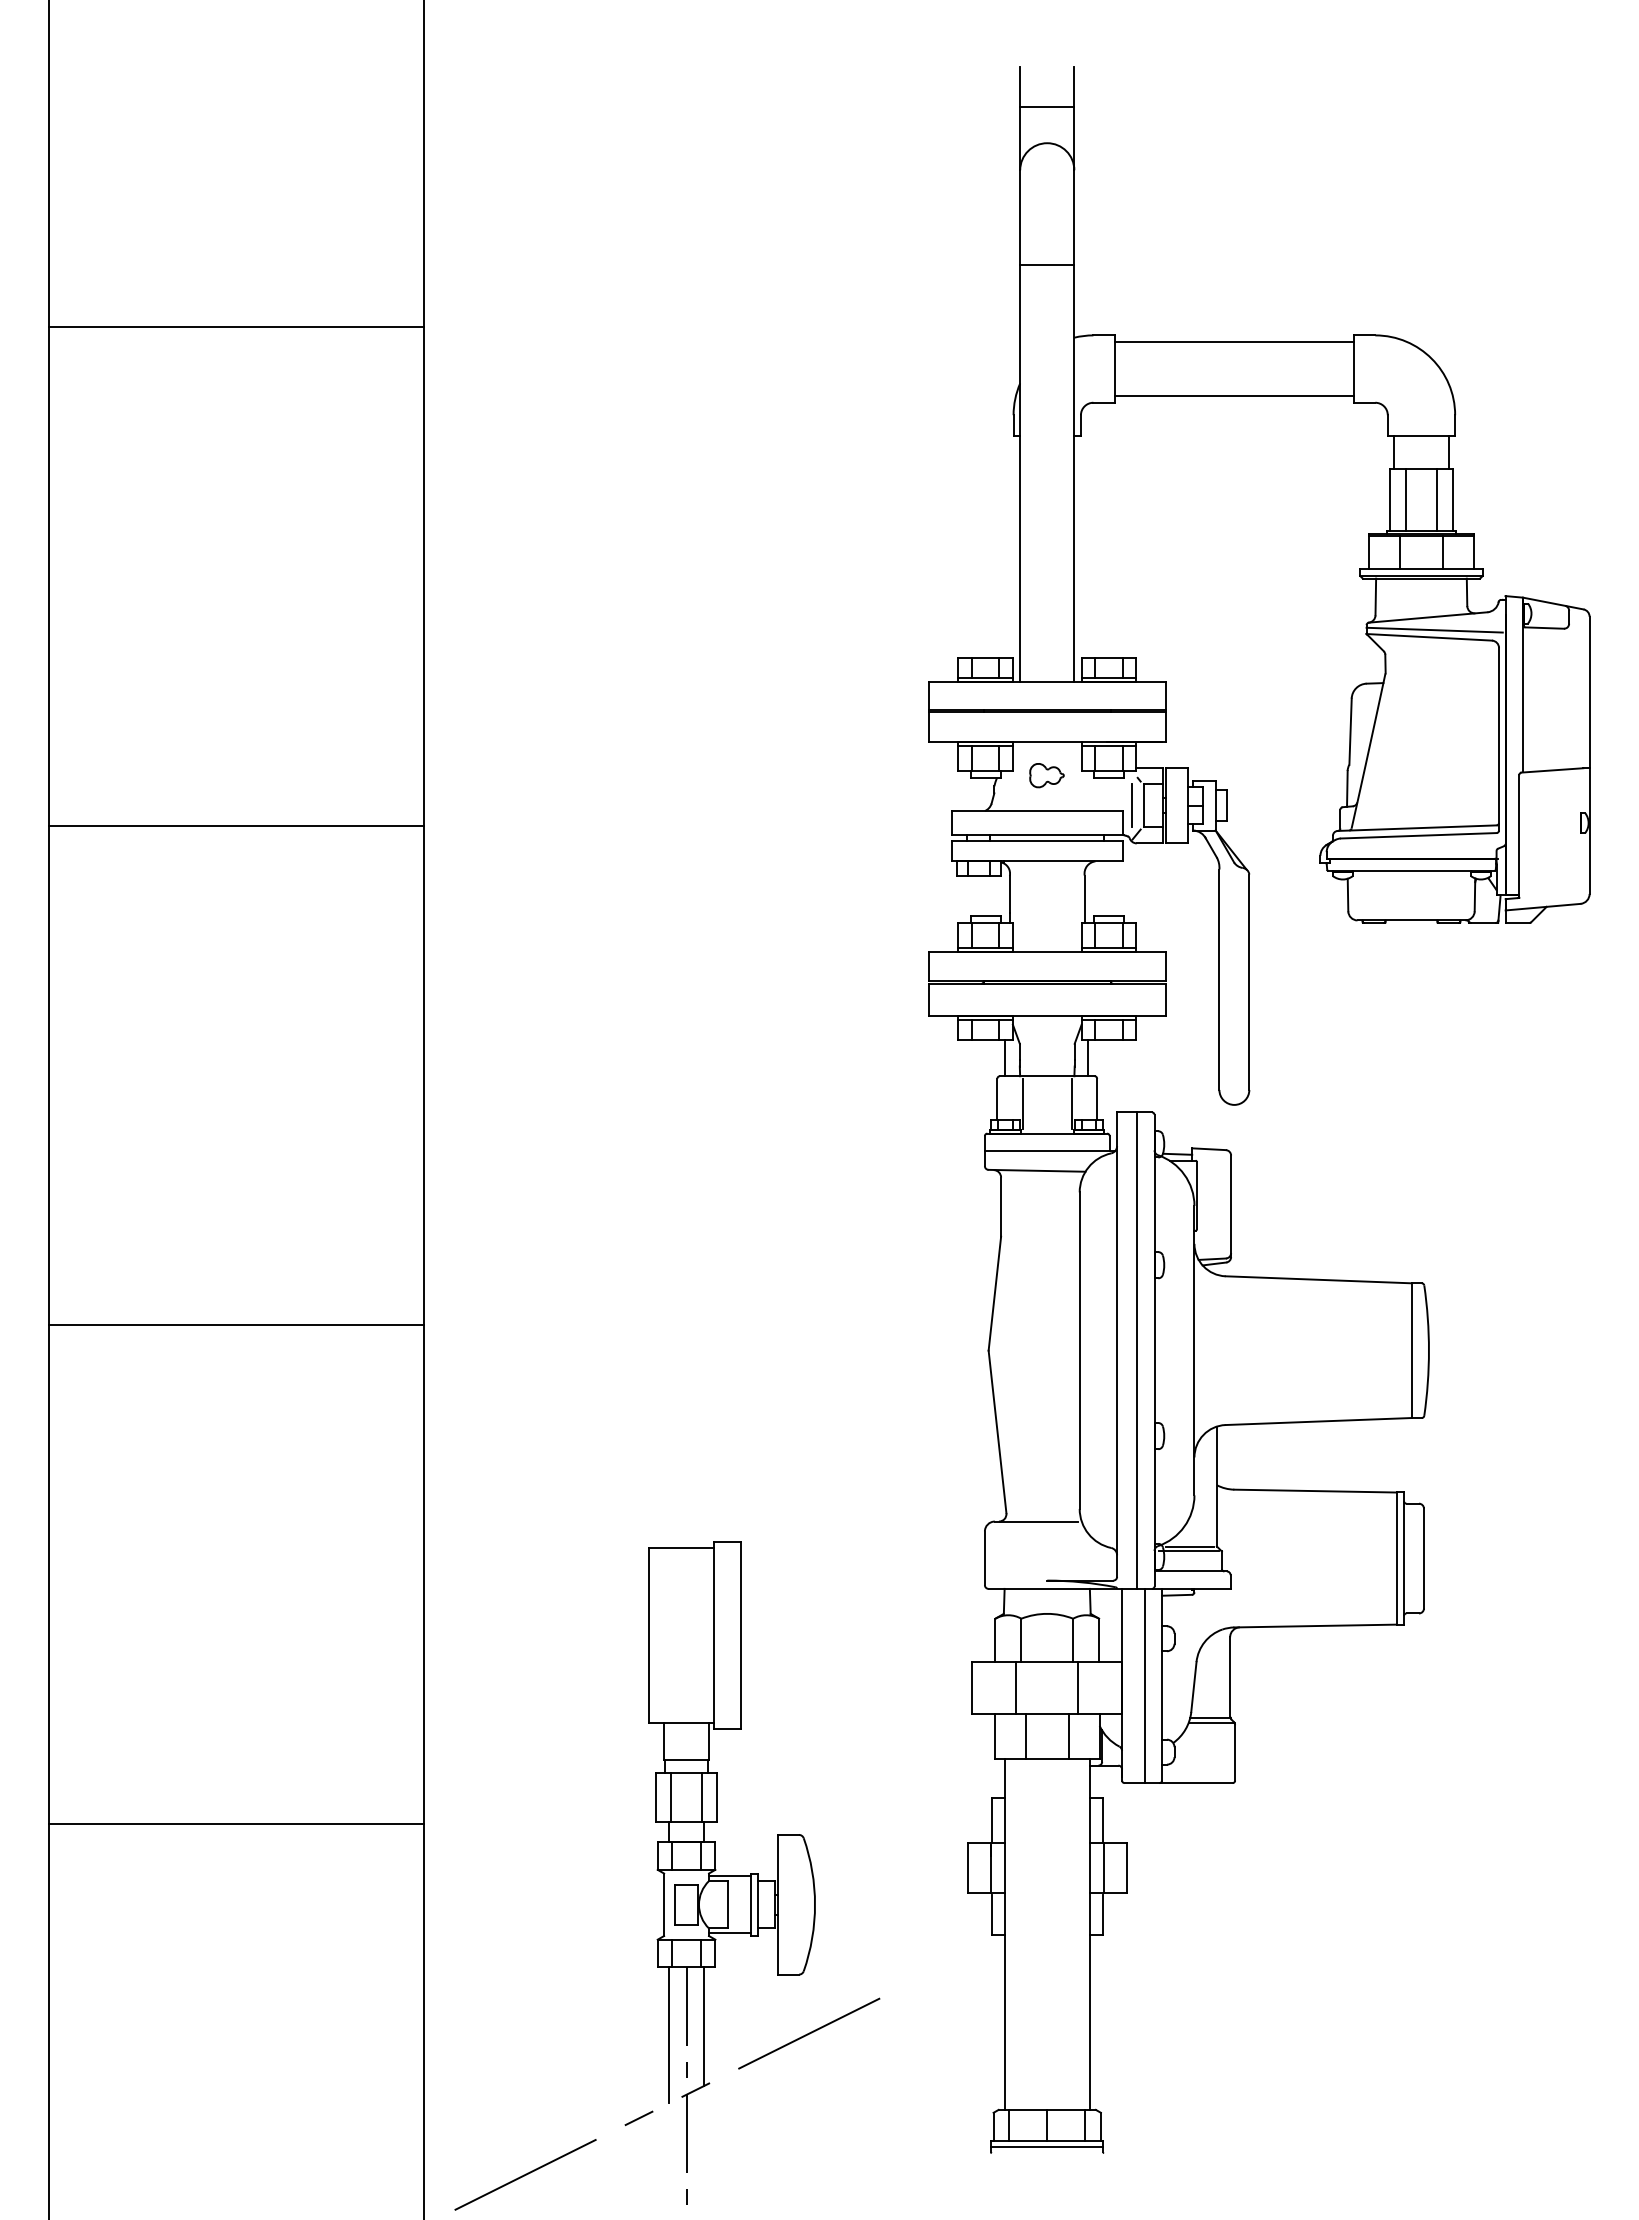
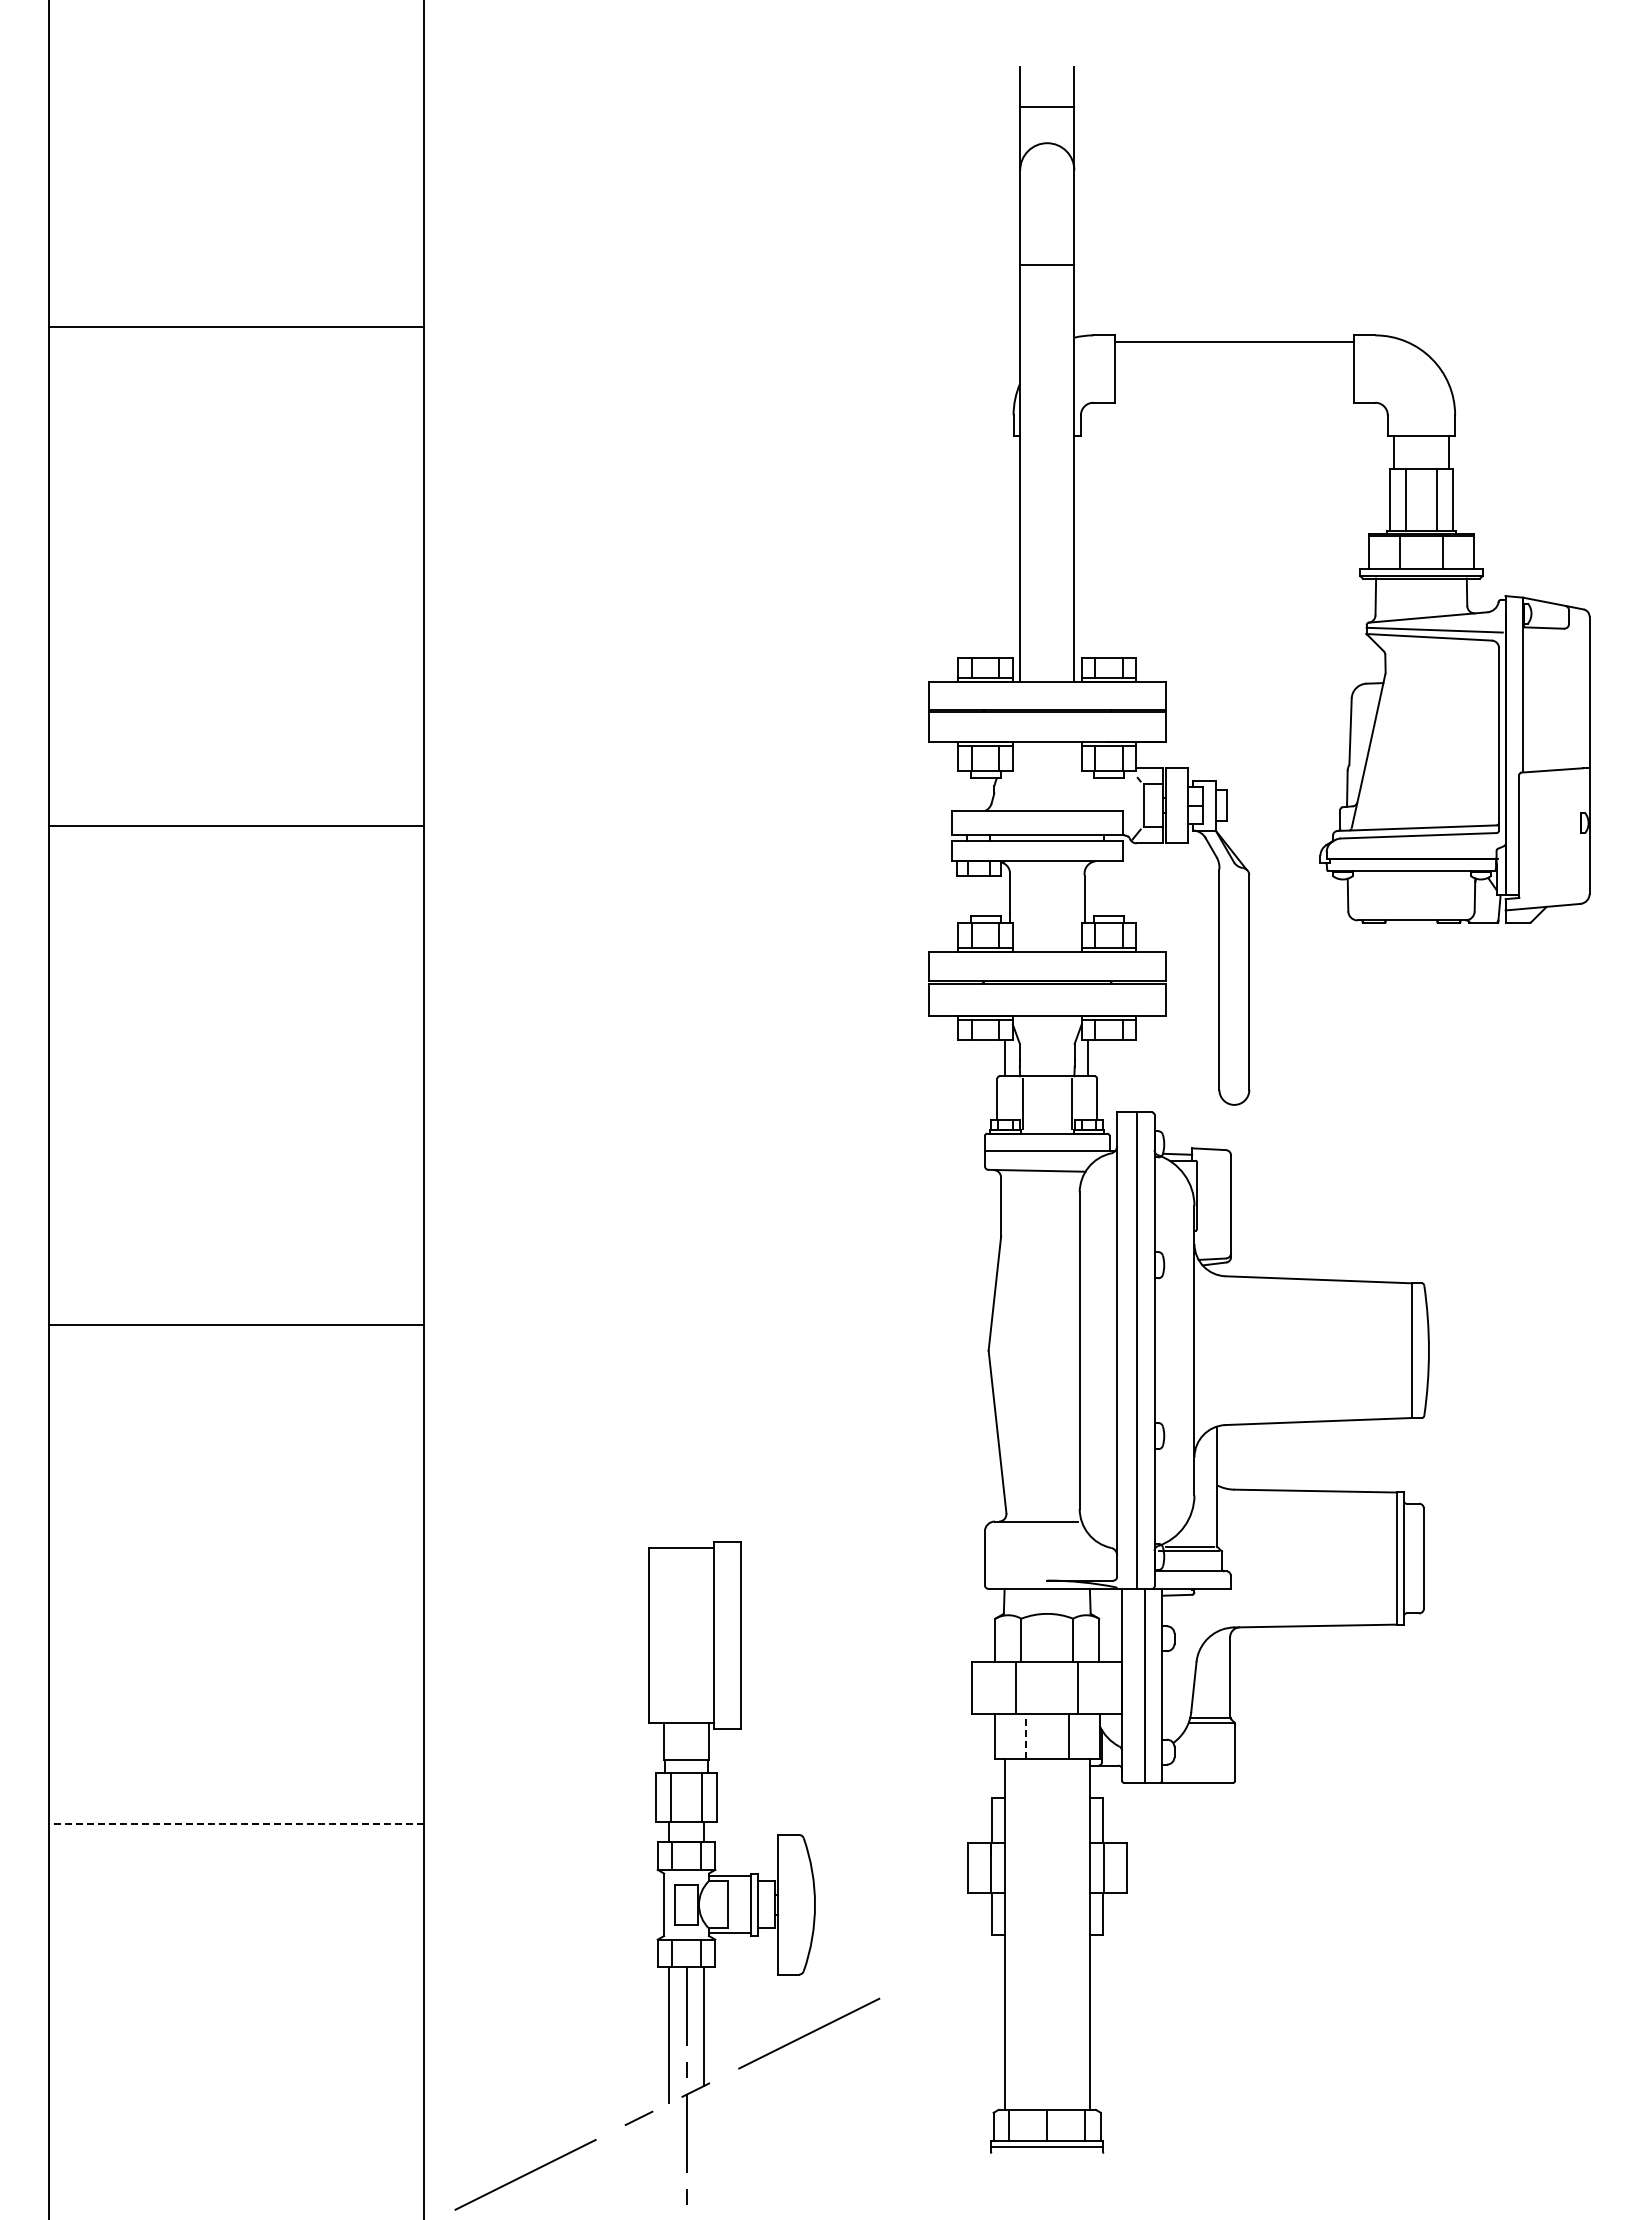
line: present -> none (1234, 396)
part: present -> none (1046, 775)
line: present -> none (1132, 805)
line: solid -> dashed (1025, 1736)
line: solid -> dashed (235, 1824)
